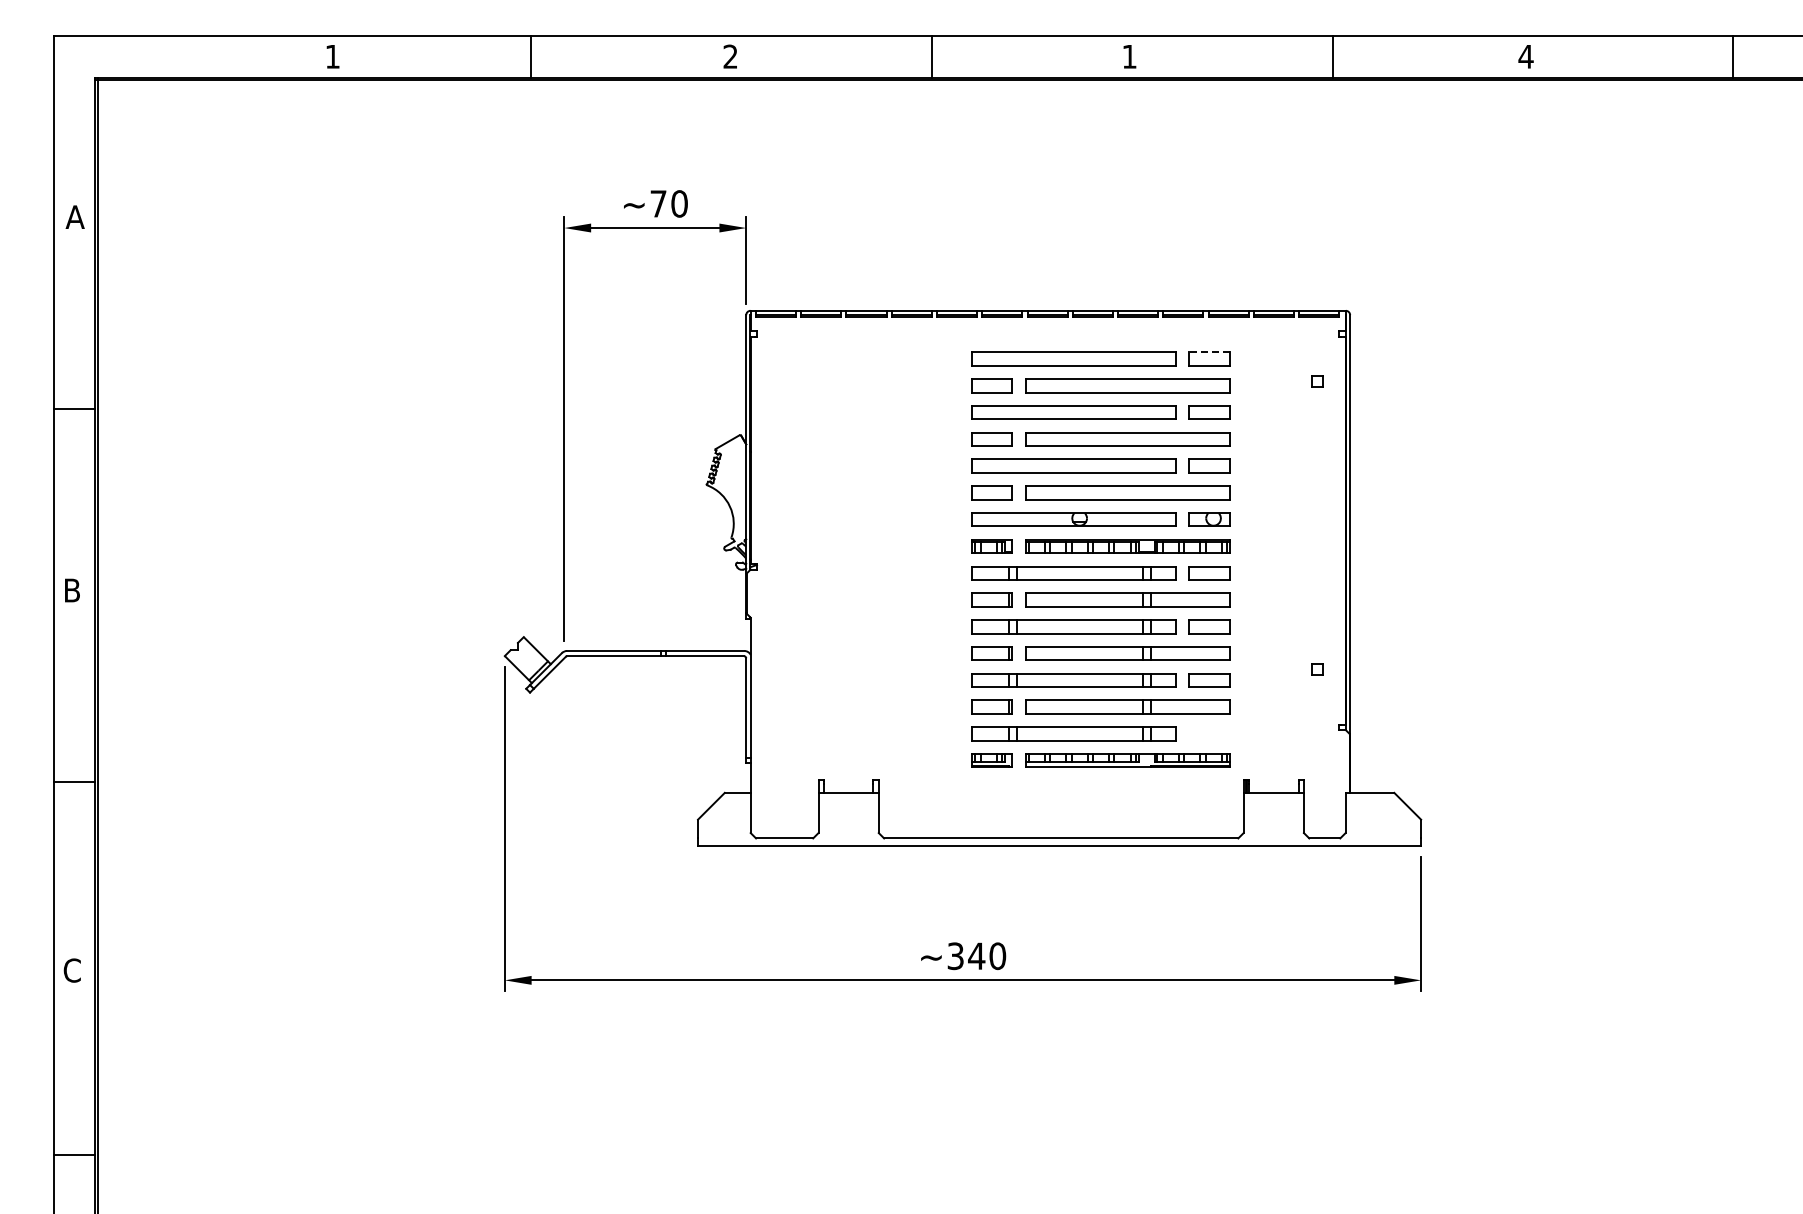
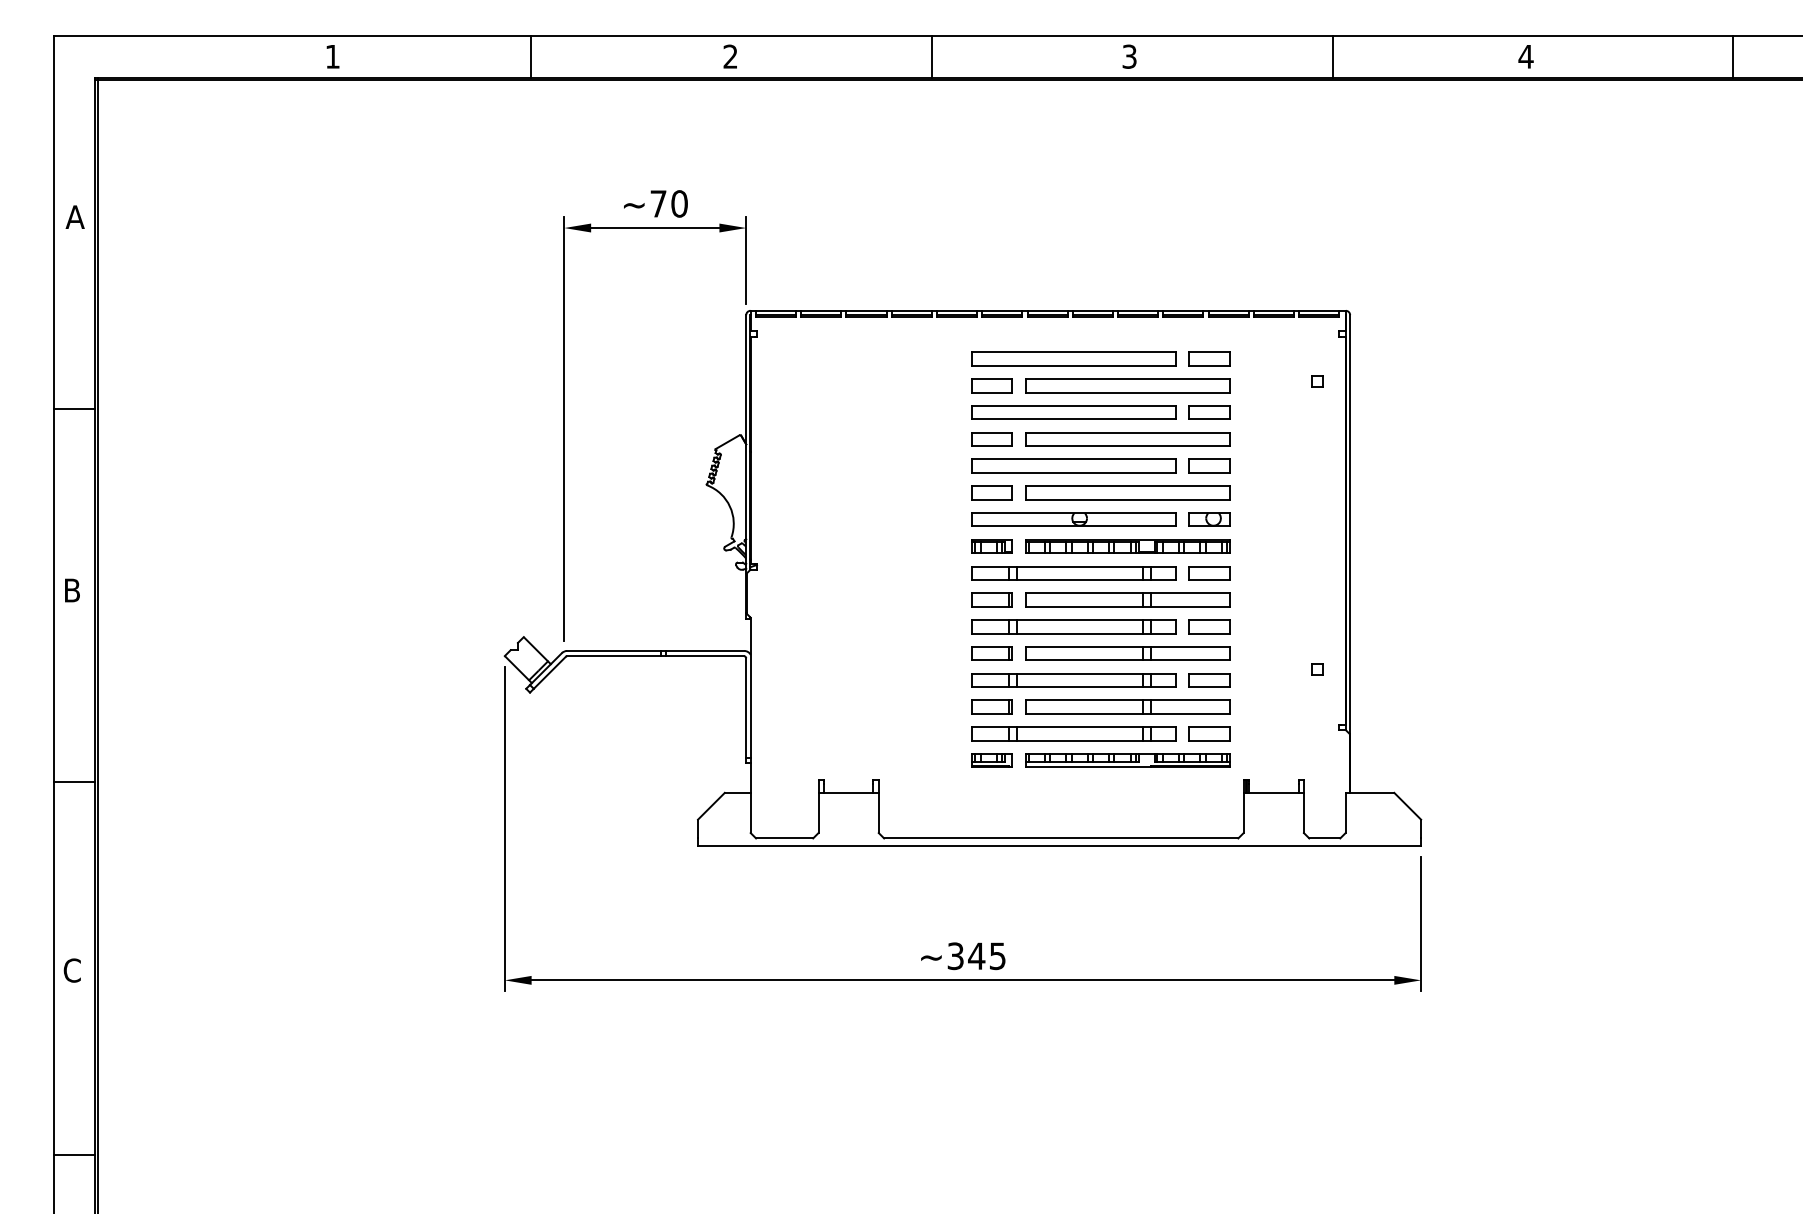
text: 1 -> 3 (1129, 56)
line: dashed -> solid (1209, 352)
part: none -> present (1209, 733)
text: ~340 -> ~345 (997, 956)
